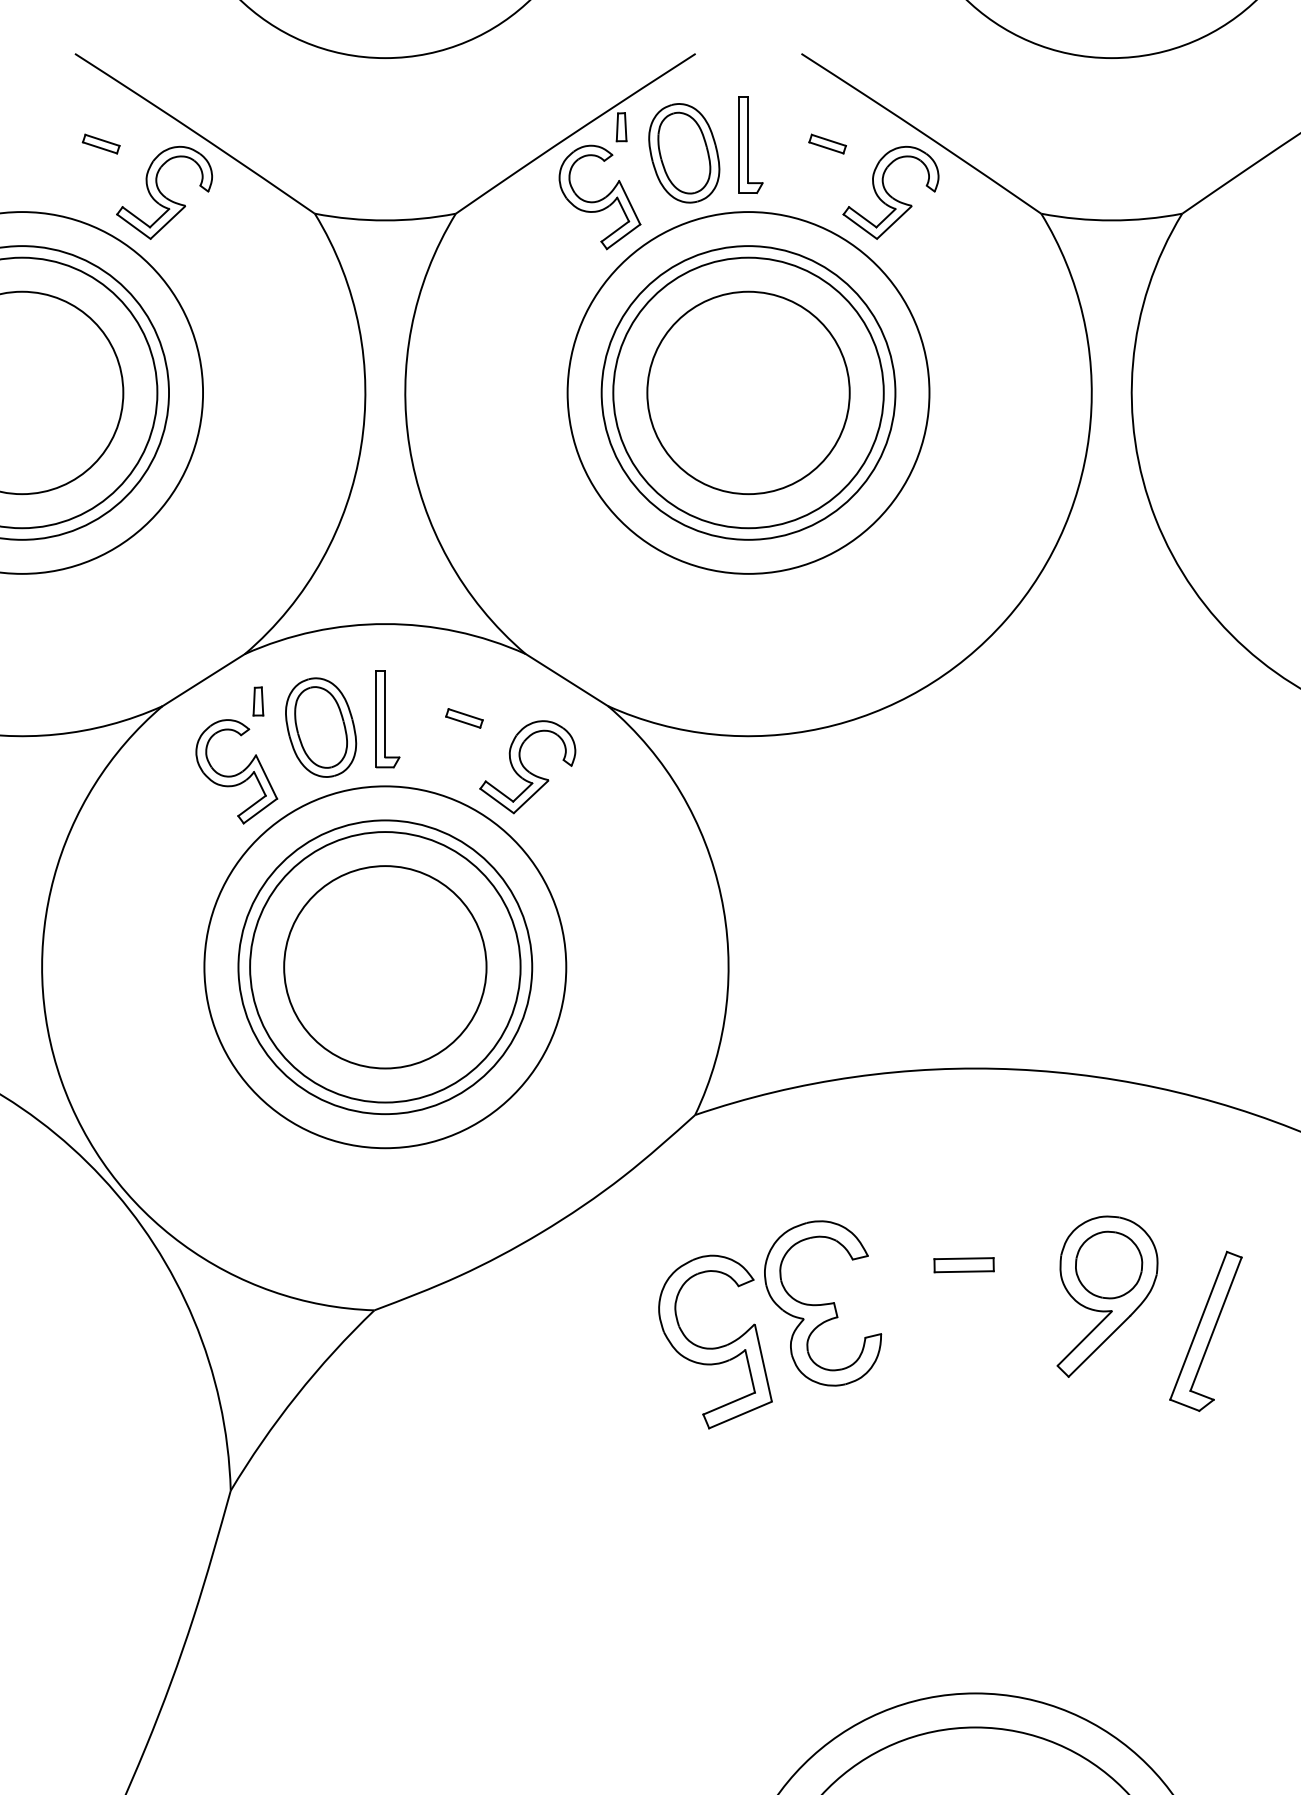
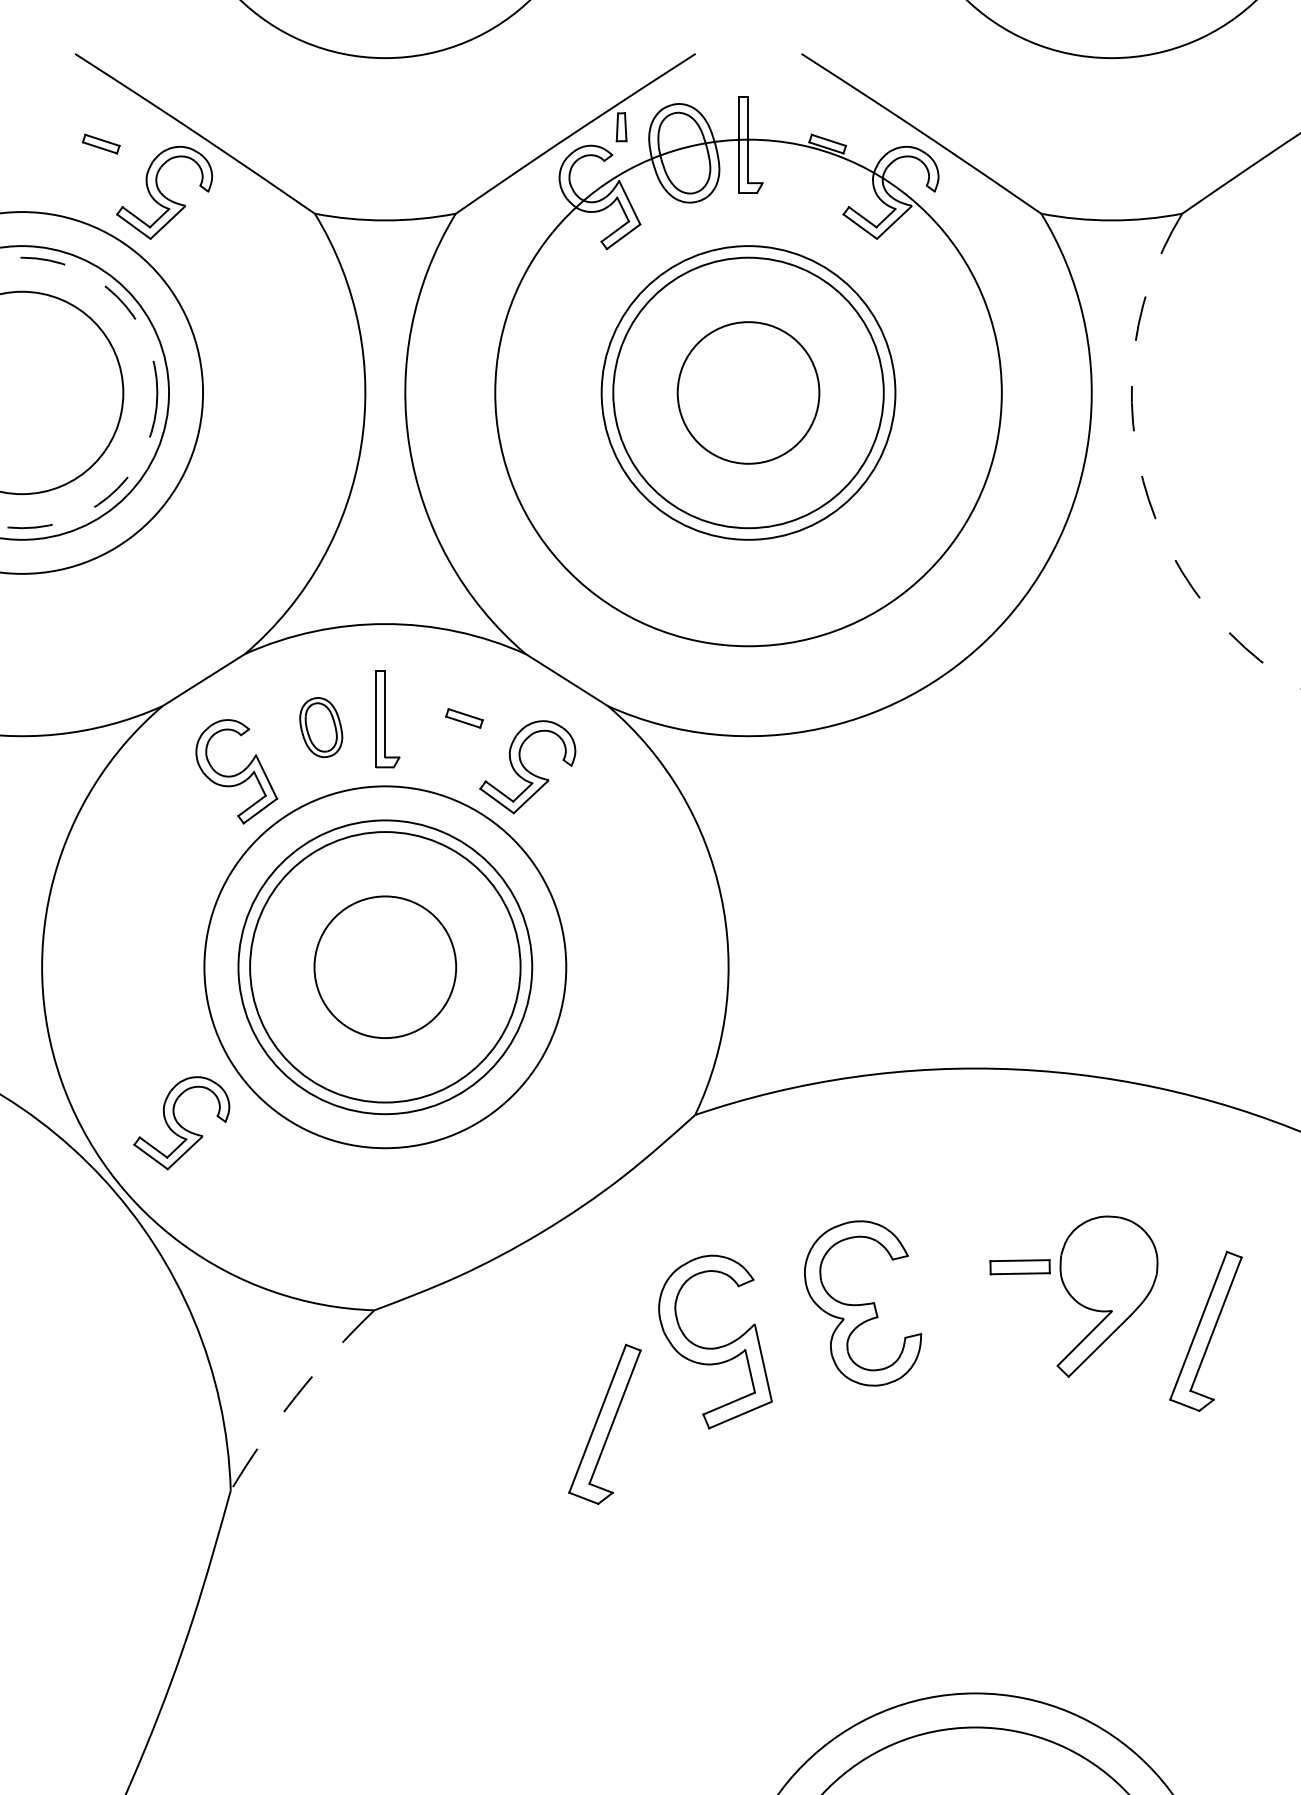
circle: solid -> dashed (78, 392)
circle diameter: 202 px -> 142 px (748, 392)
circle diameter: 362 px -> 507 px (748, 392)
arc: solid -> dashed (1142, 477)
part: present -> none (258, 701)
part size: 73x101 px -> 45x62 px (321, 727)
circle diameter: 202 px -> 142 px (385, 967)
part: none -> present (181, 1123)
part: present -> none (1109, 1264)
part position: (963, 1265) -> (1019, 1267) (1019, 1267)
part position: (823, 1303) -> (863, 1303) (863, 1303)
arc: solid -> dashed (296, 1395)
part: none -> present (604, 1423)
